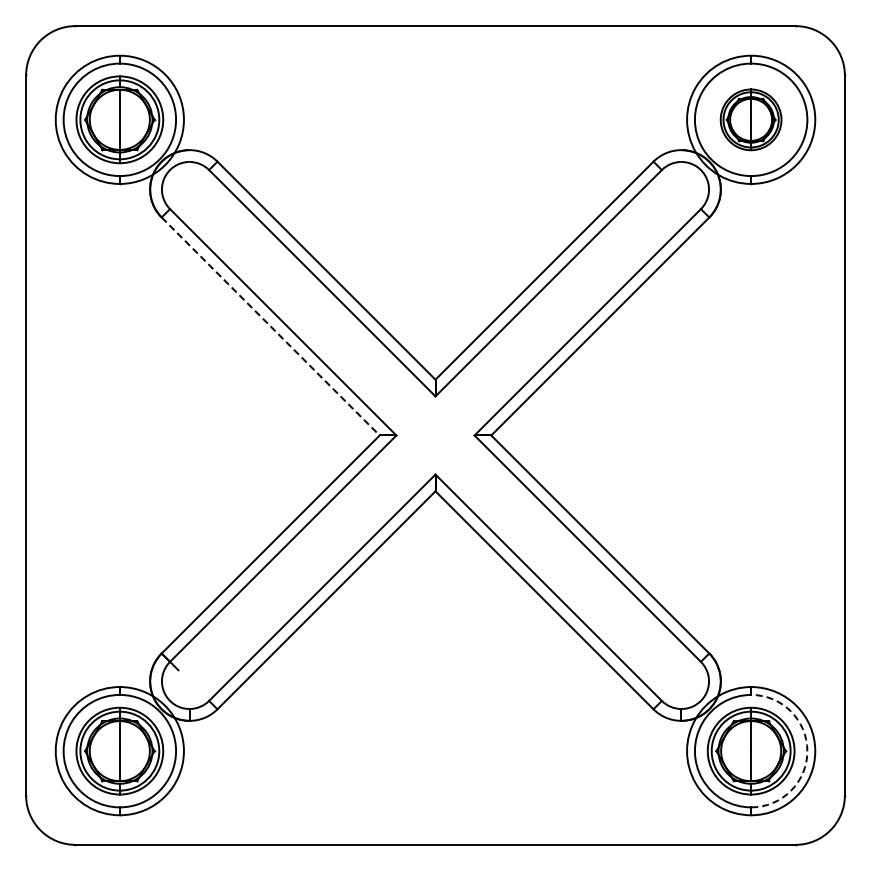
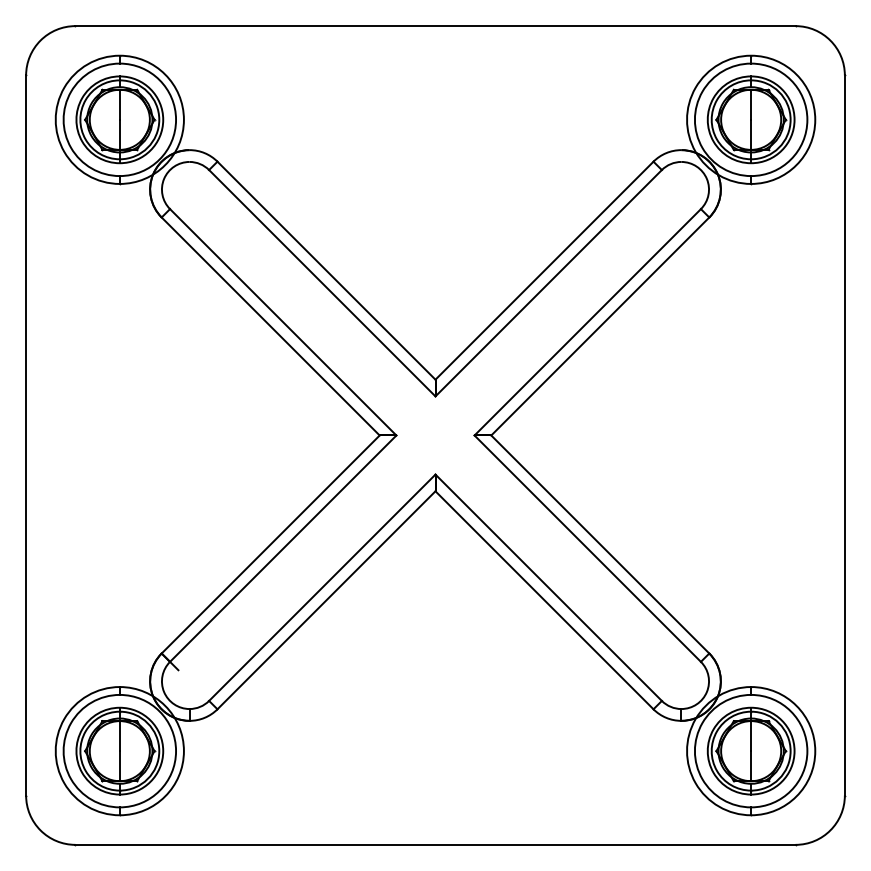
part size: 64x64 px -> 90x90 px (750, 119)
line: dashed -> solid (271, 326)
arc: dashed -> solid (807, 751)
